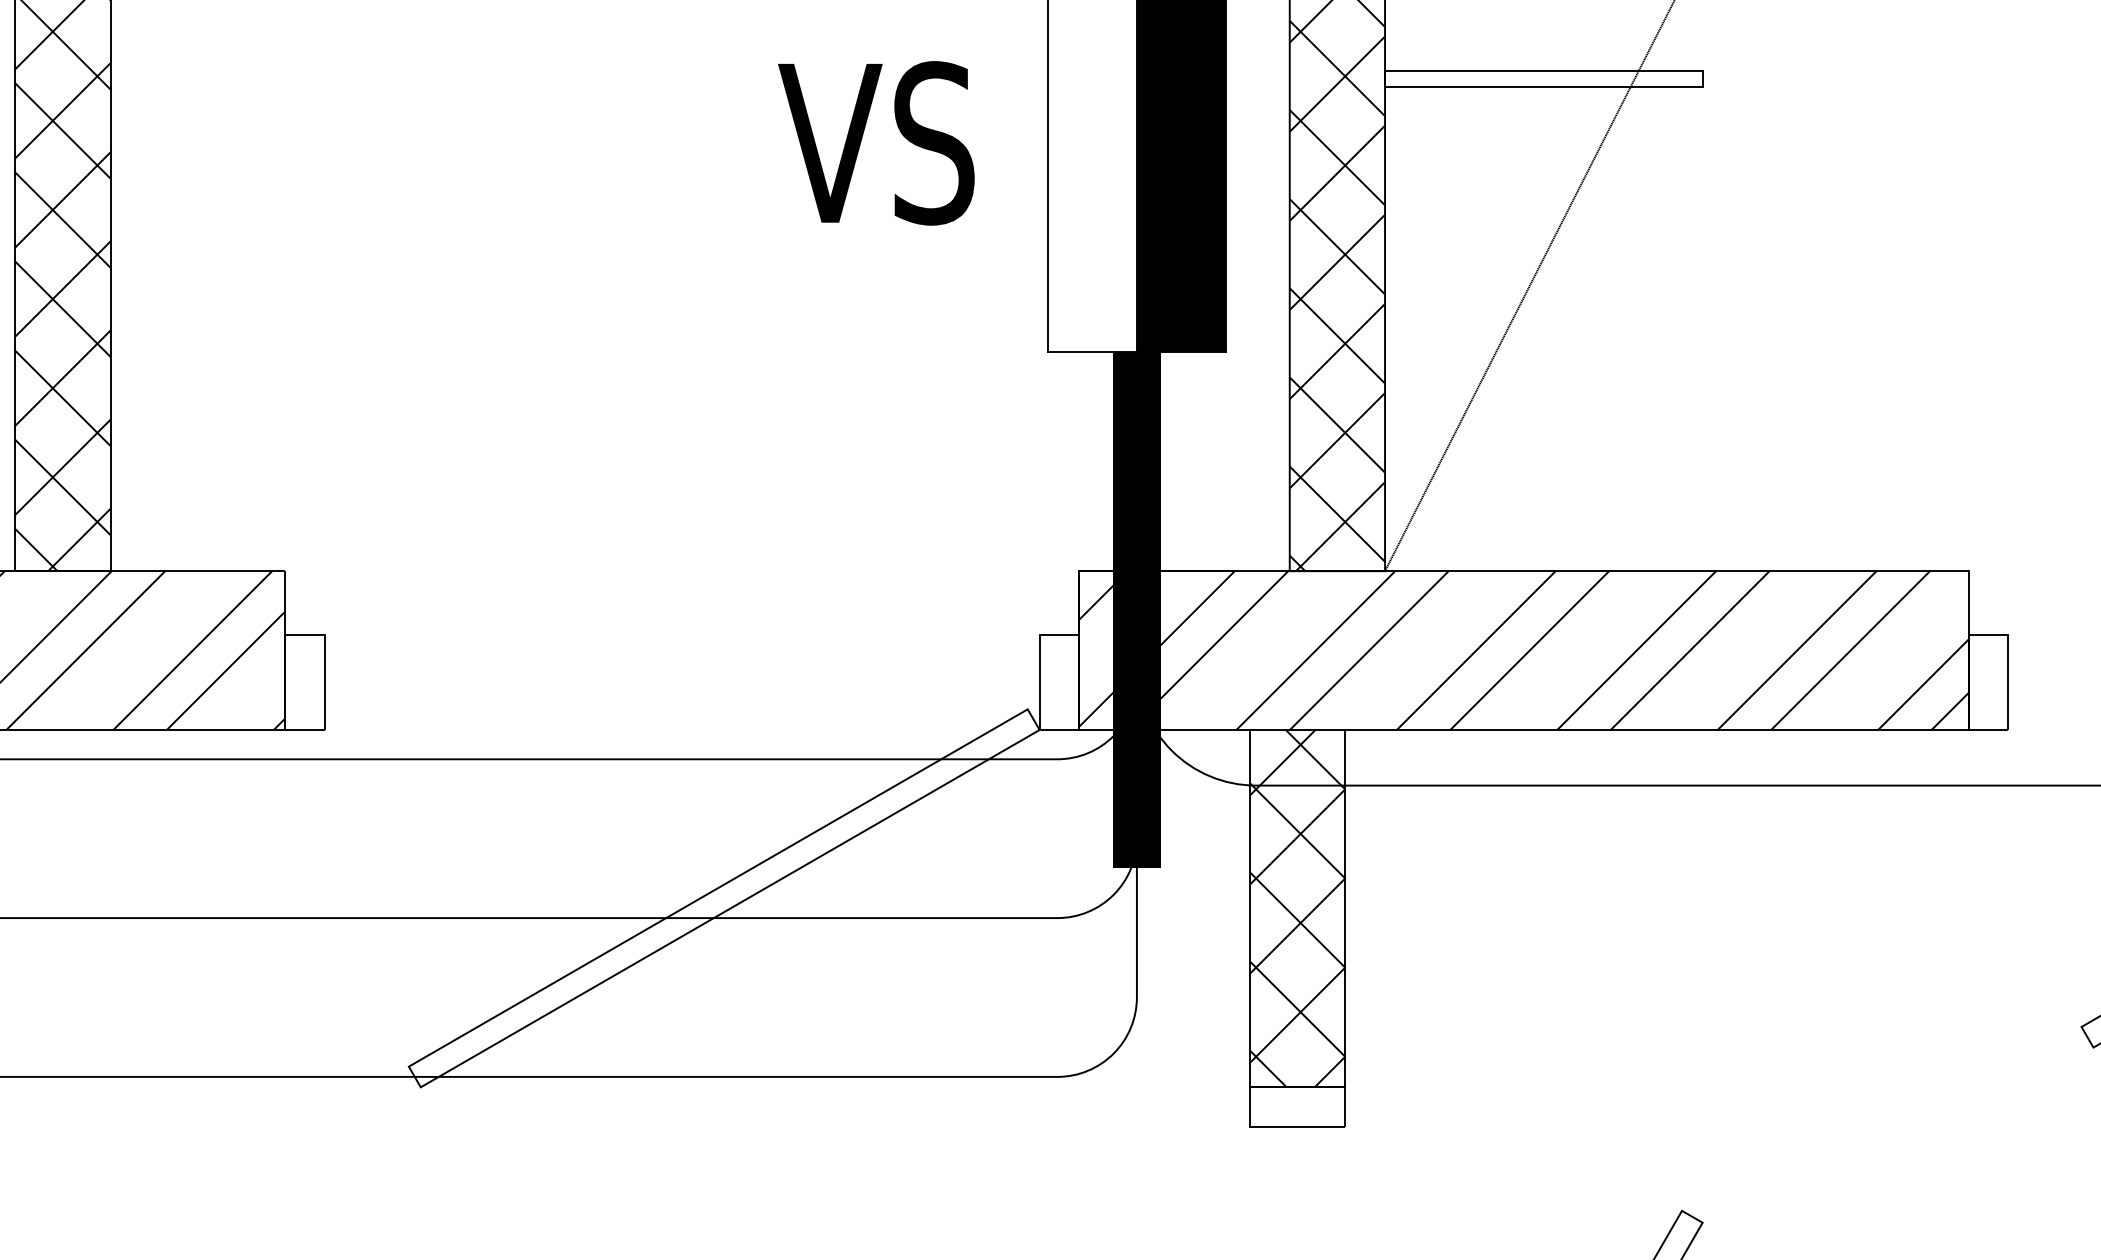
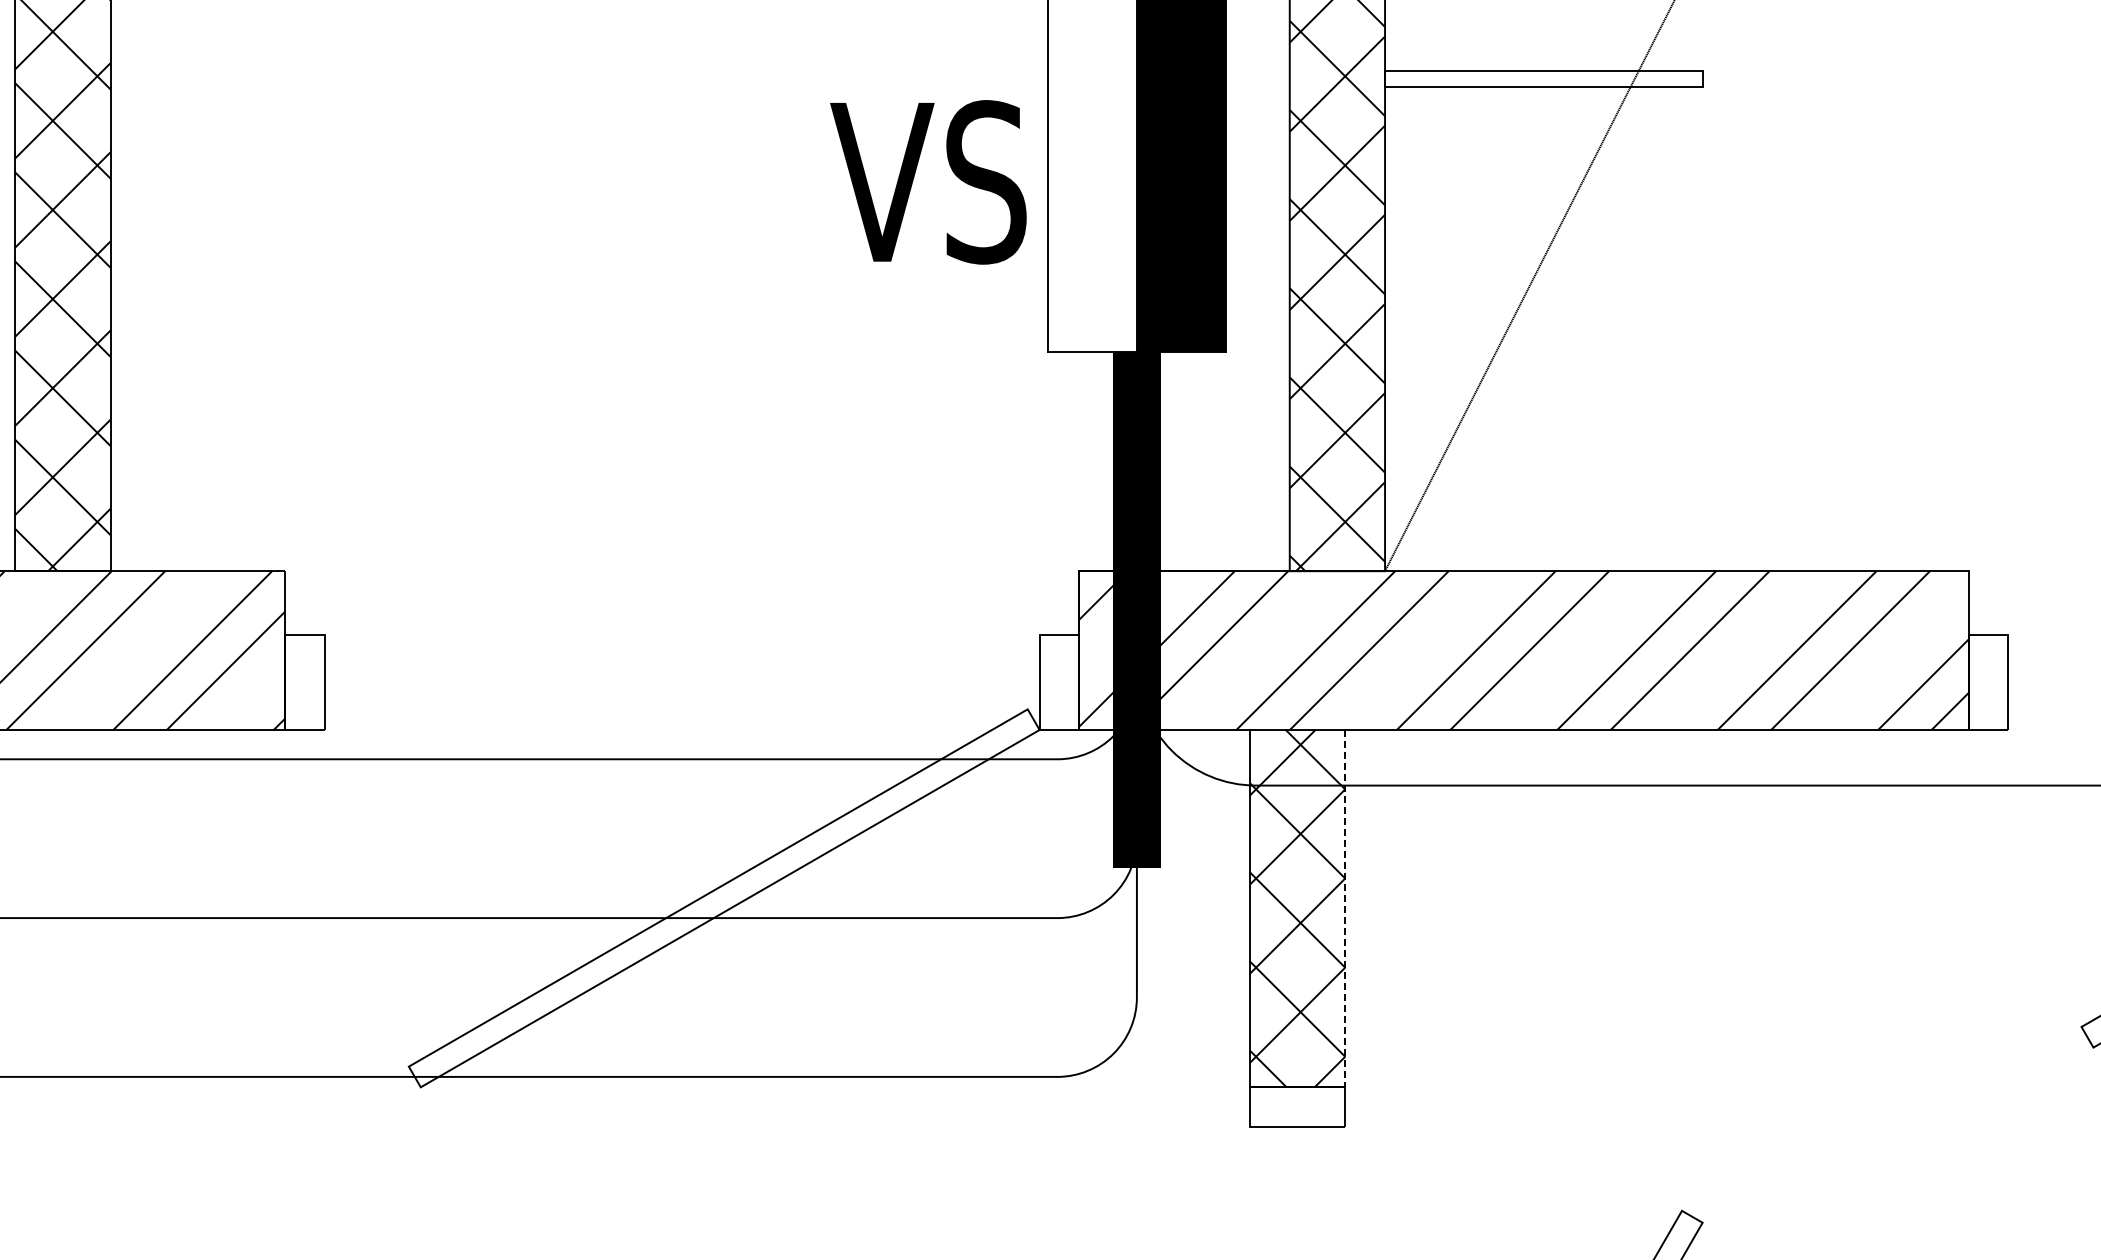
text position: (876, 143) -> (928, 182) (928, 182)
line: solid -> dashed (1345, 908)
